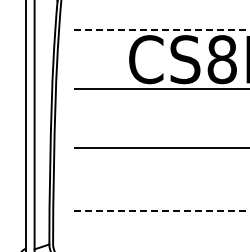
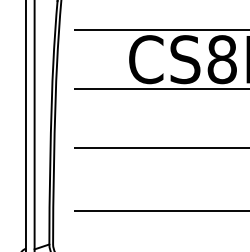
line: dashed -> solid (162, 30)
line: dashed -> solid (162, 210)
